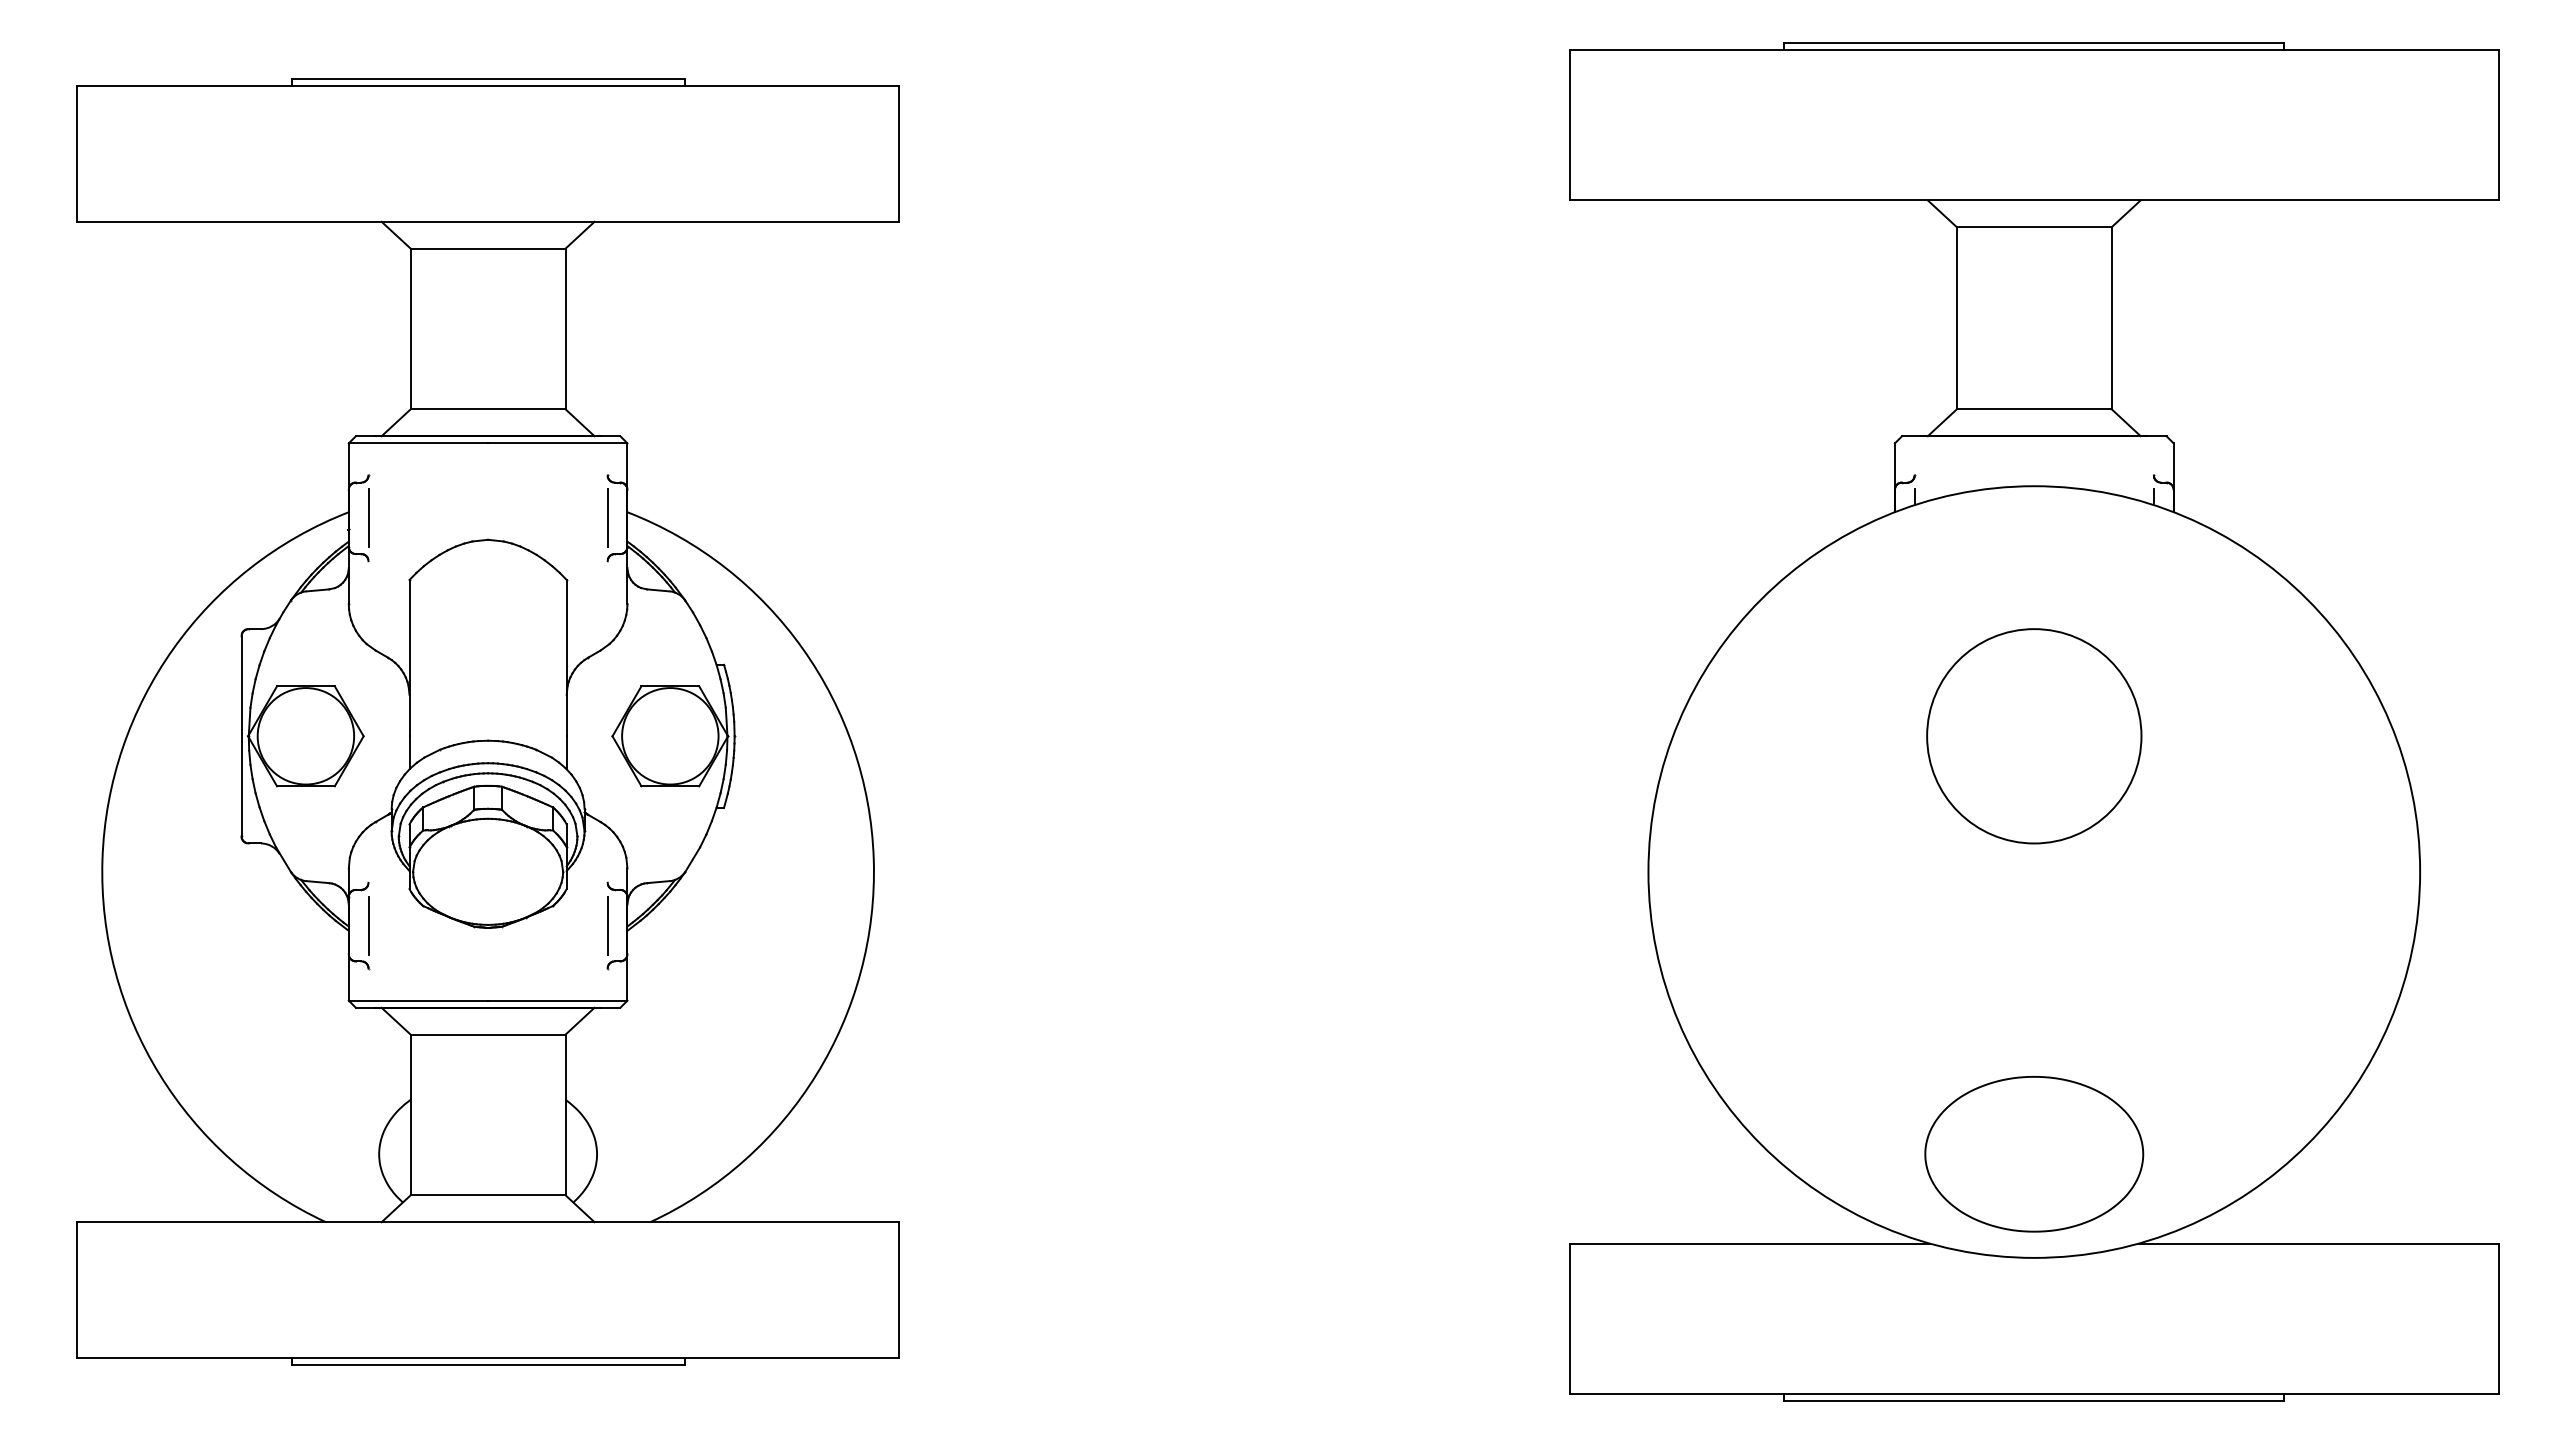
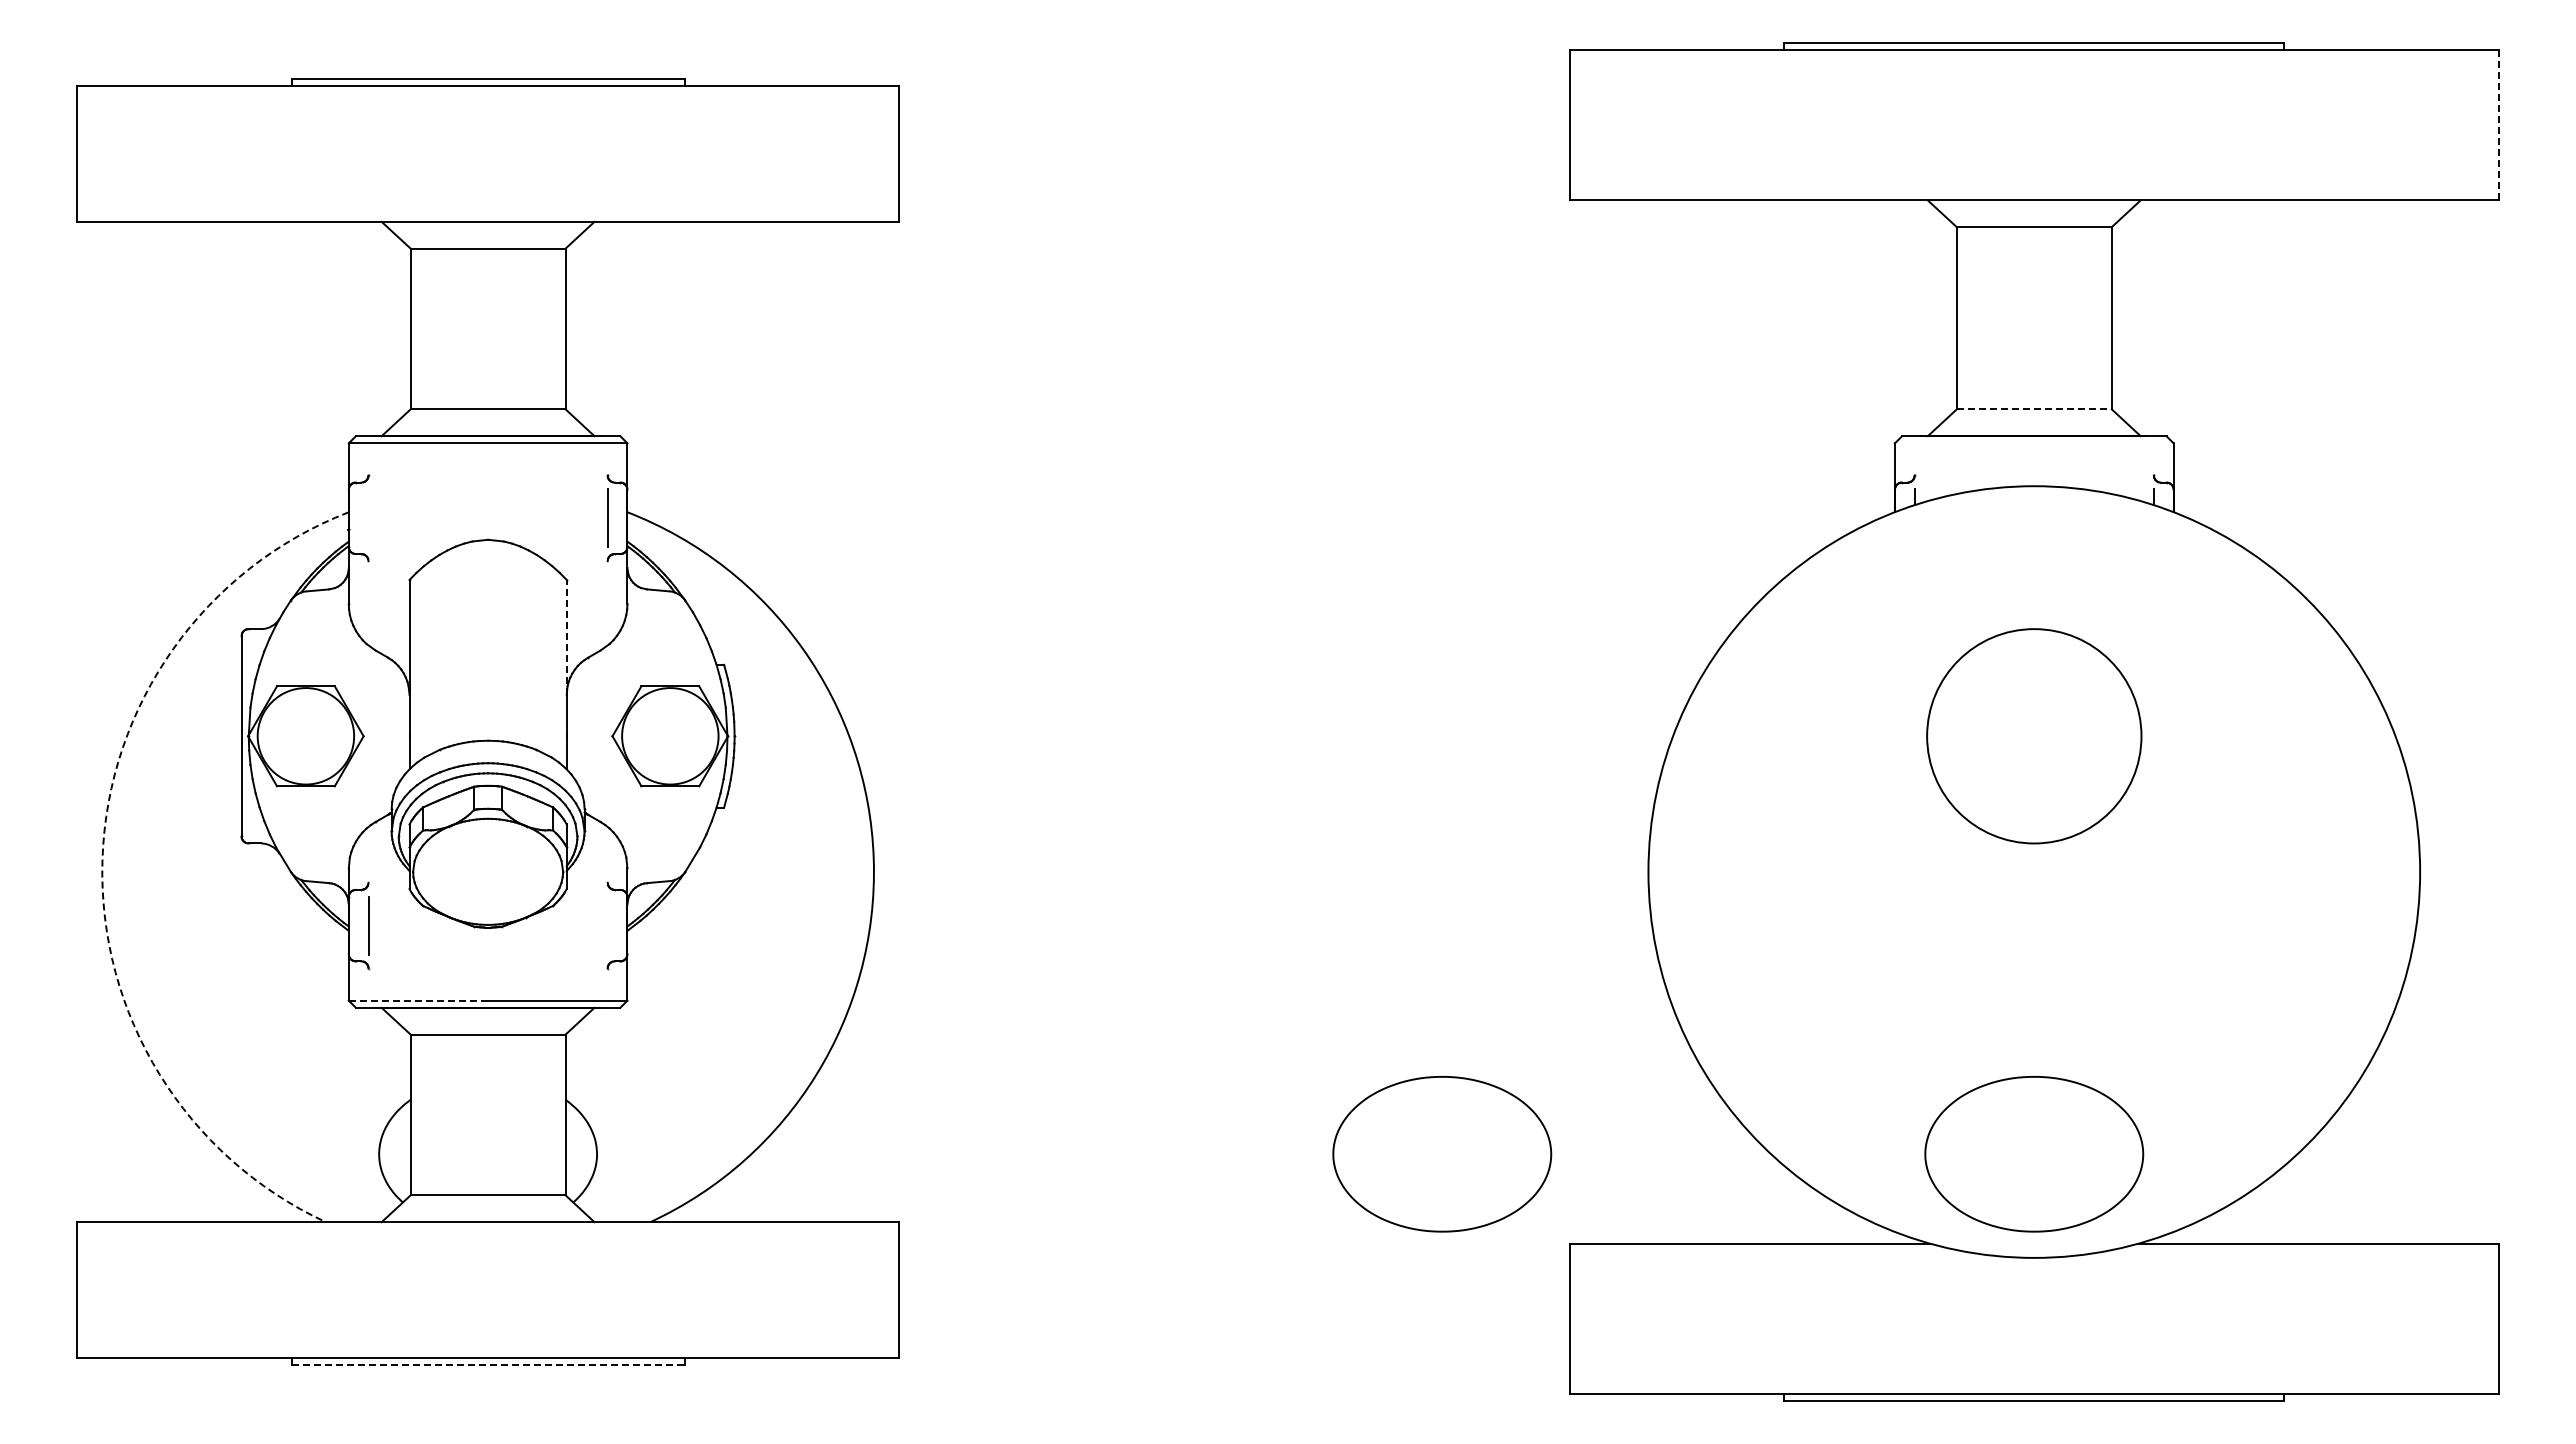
line: solid -> dashed (2498, 124)
line: solid -> dashed (2034, 409)
line: present -> none (368, 517)
line: solid -> dashed (566, 636)
arc: solid -> dashed (102, 859)
line: present -> none (607, 925)
line: solid -> dashed (418, 1000)
part: none -> present (1442, 1154)
line: solid -> dashed (488, 1365)
